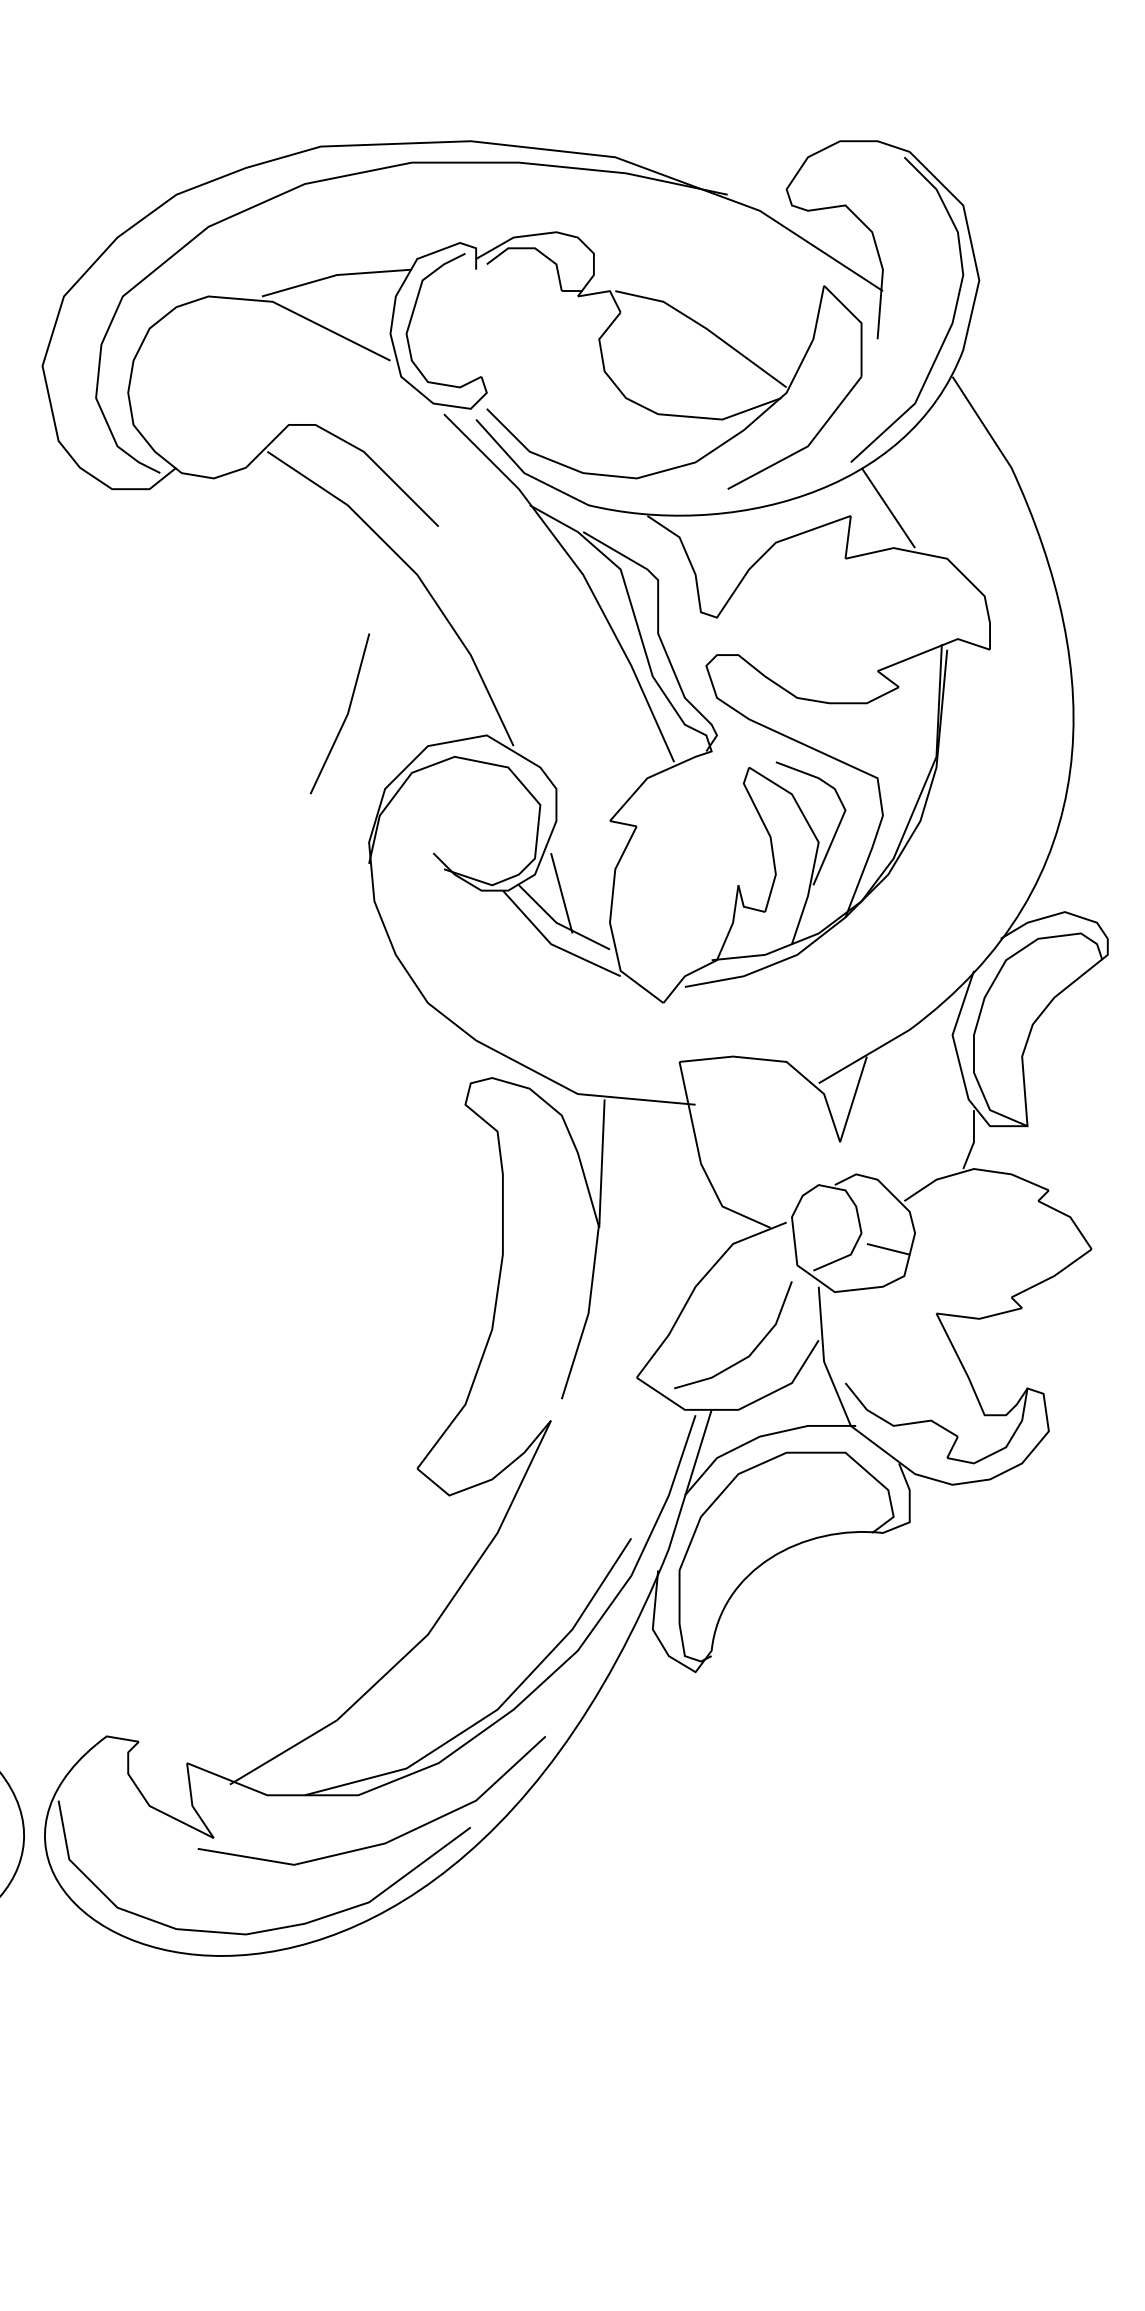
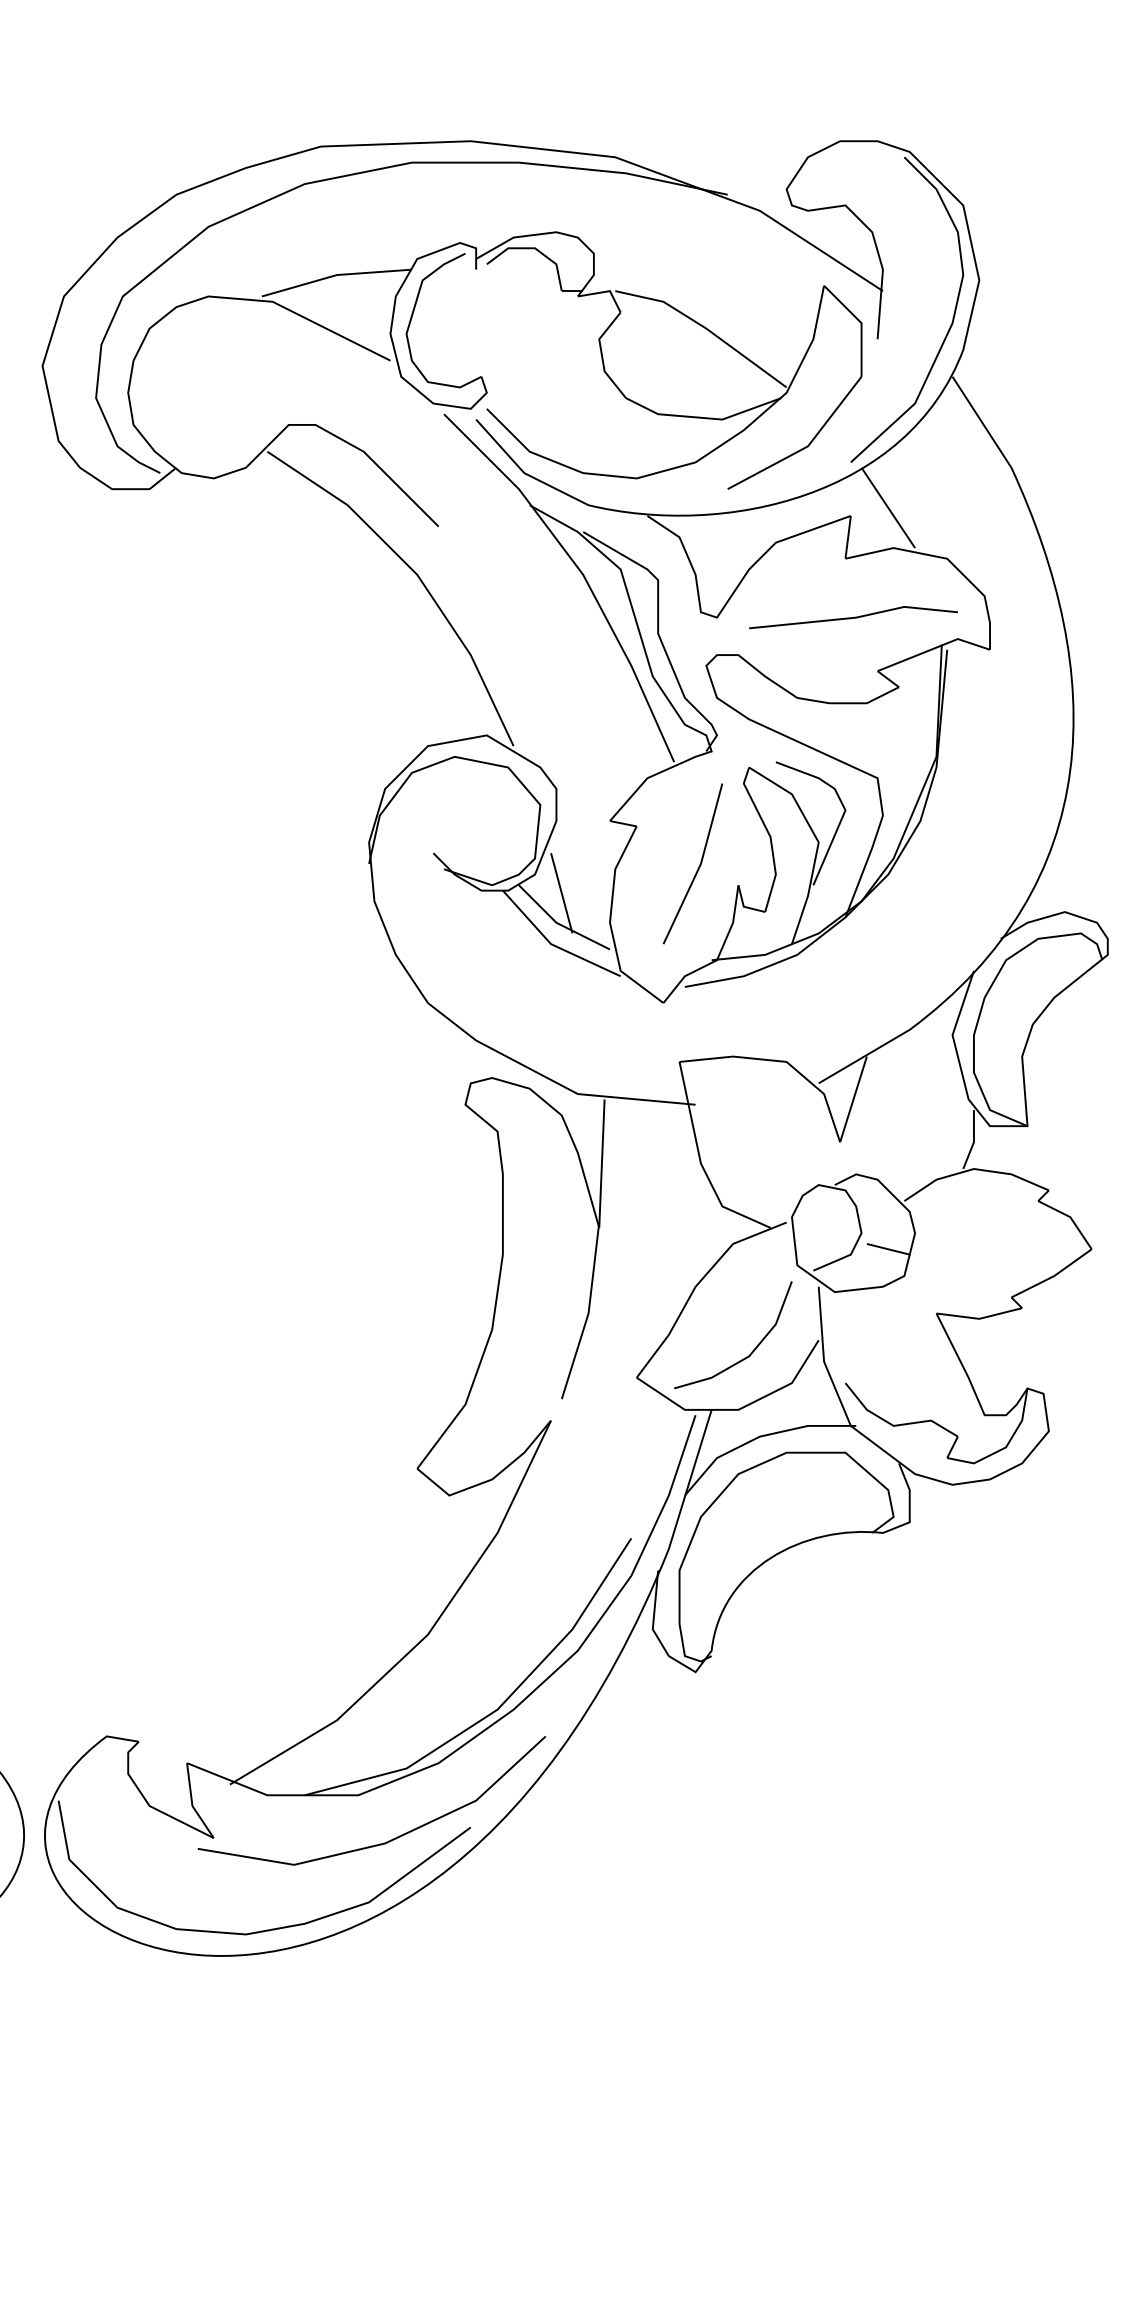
curve: none -> present (853, 617)
curve position: (345, 716) -> (698, 866) (698, 866)
